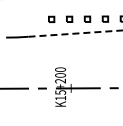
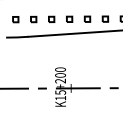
part: none -> present (15, 19)
part: none -> present (33, 19)
line: dashed -> solid (76, 33)
